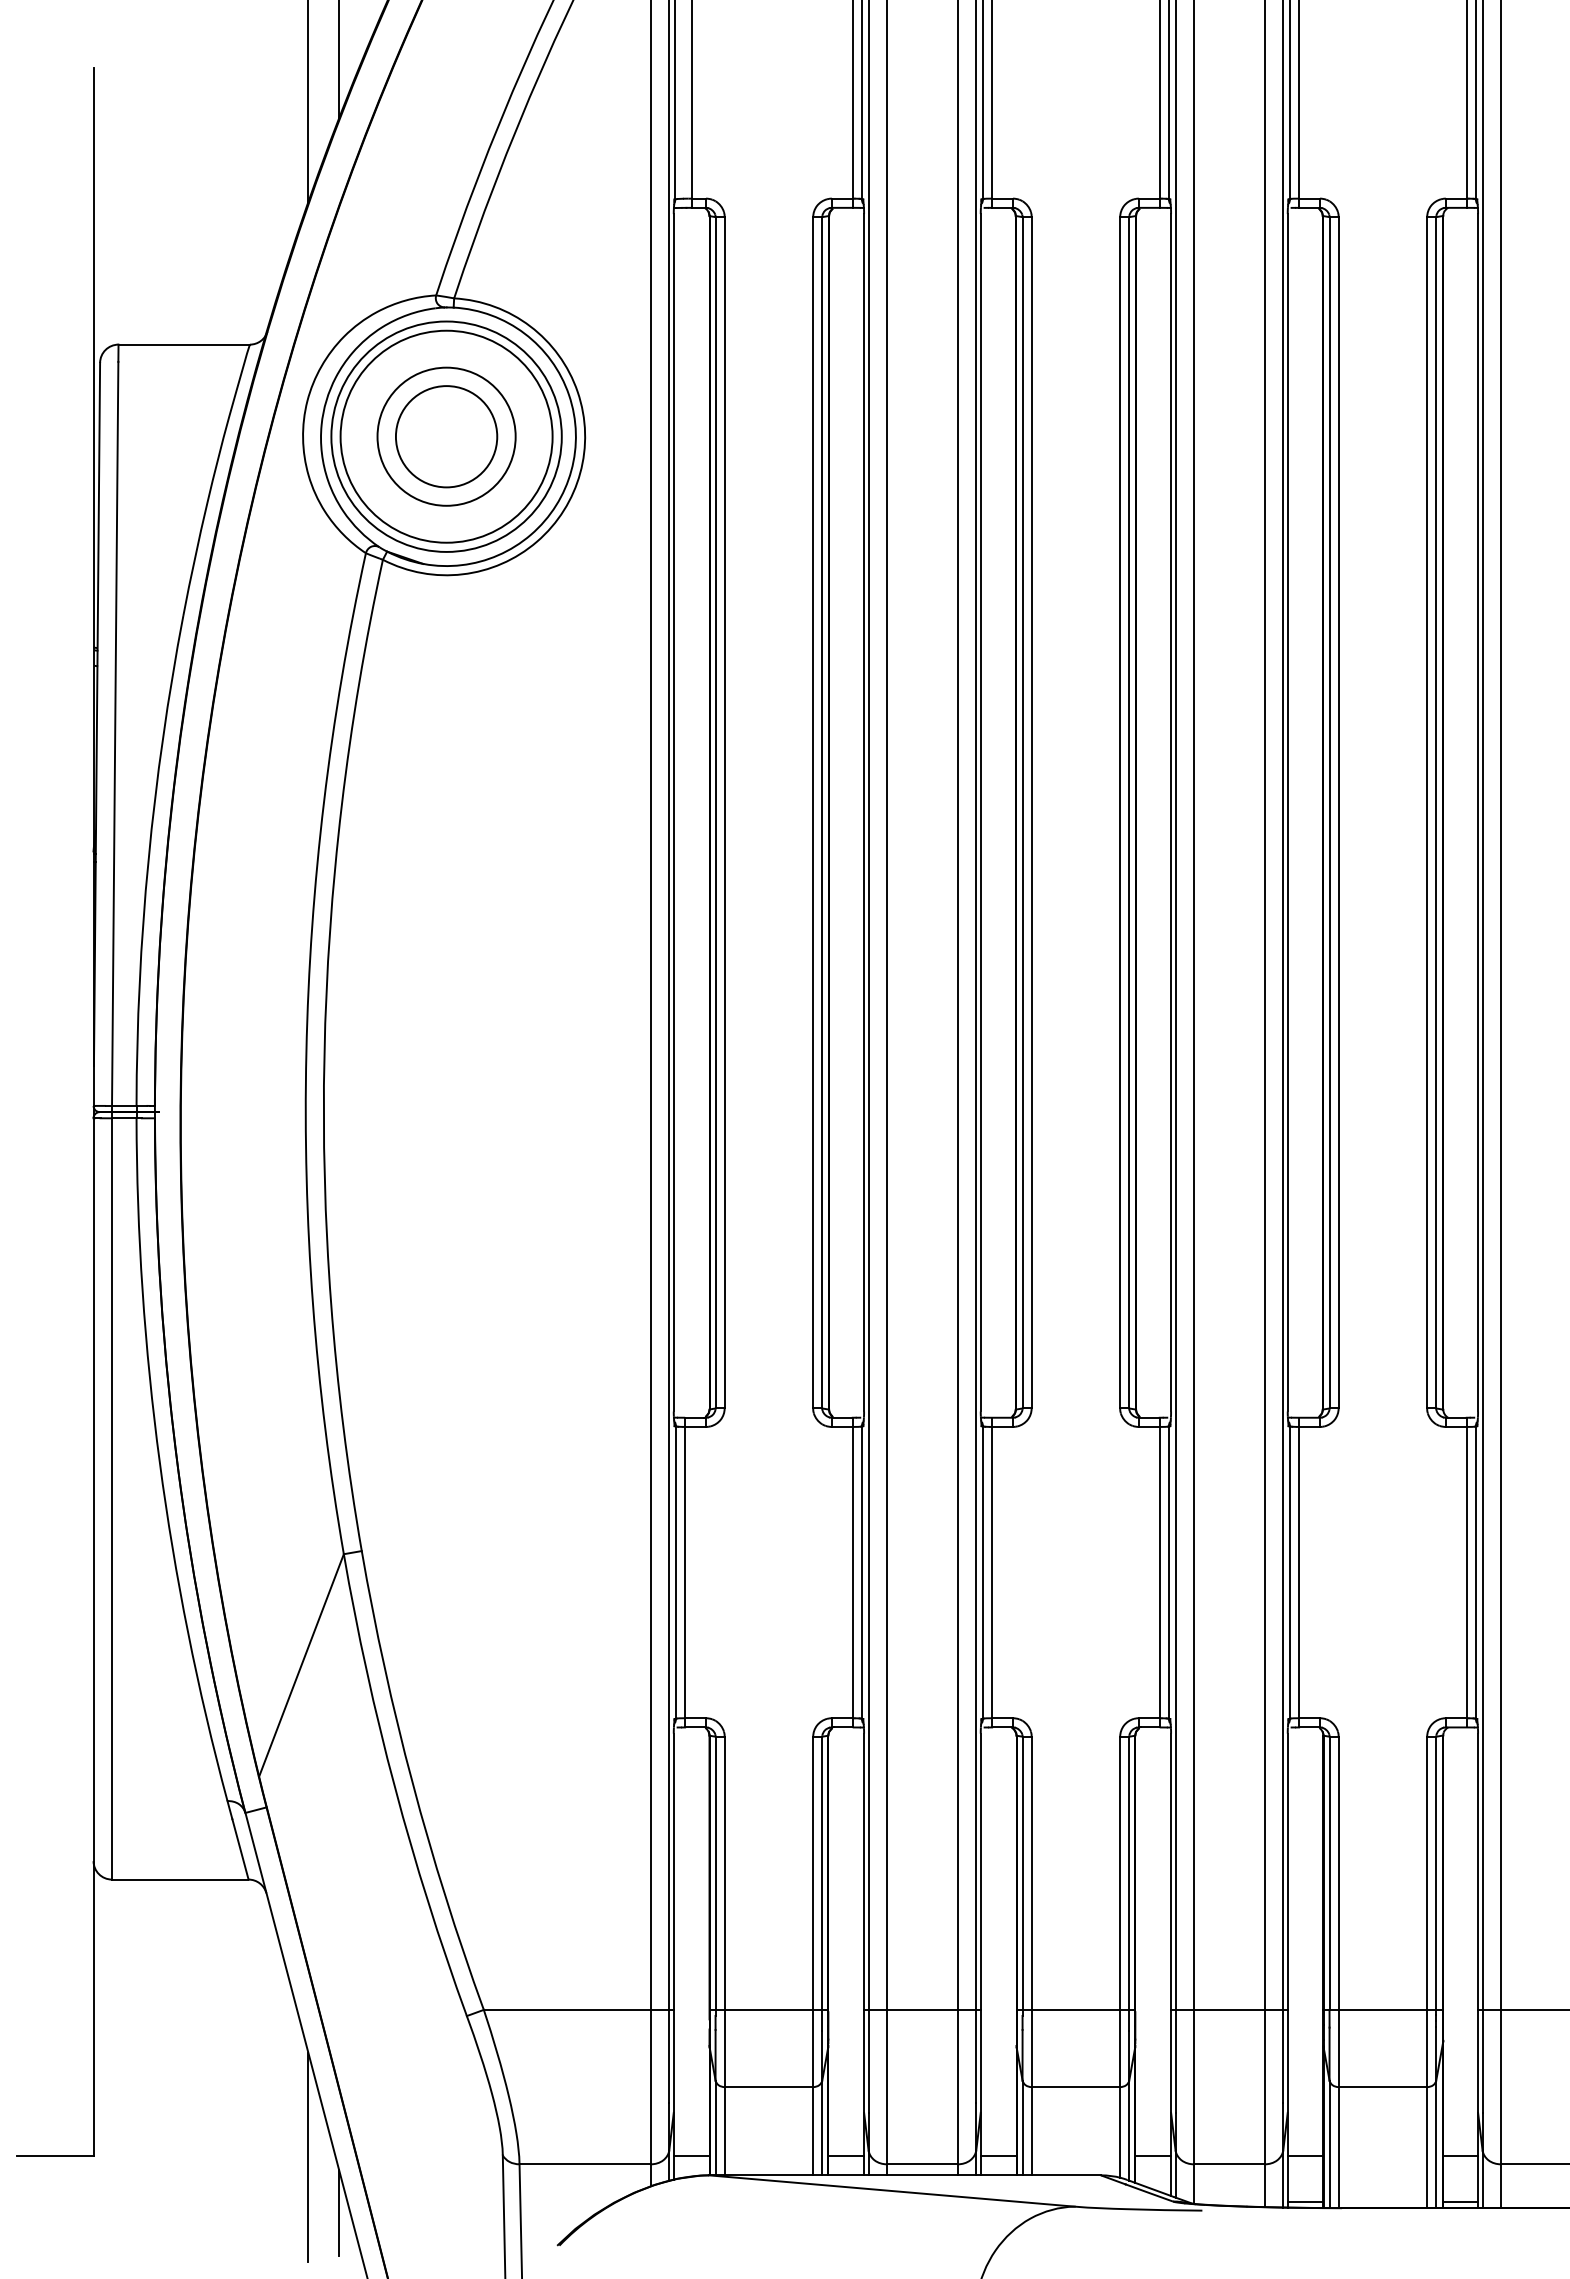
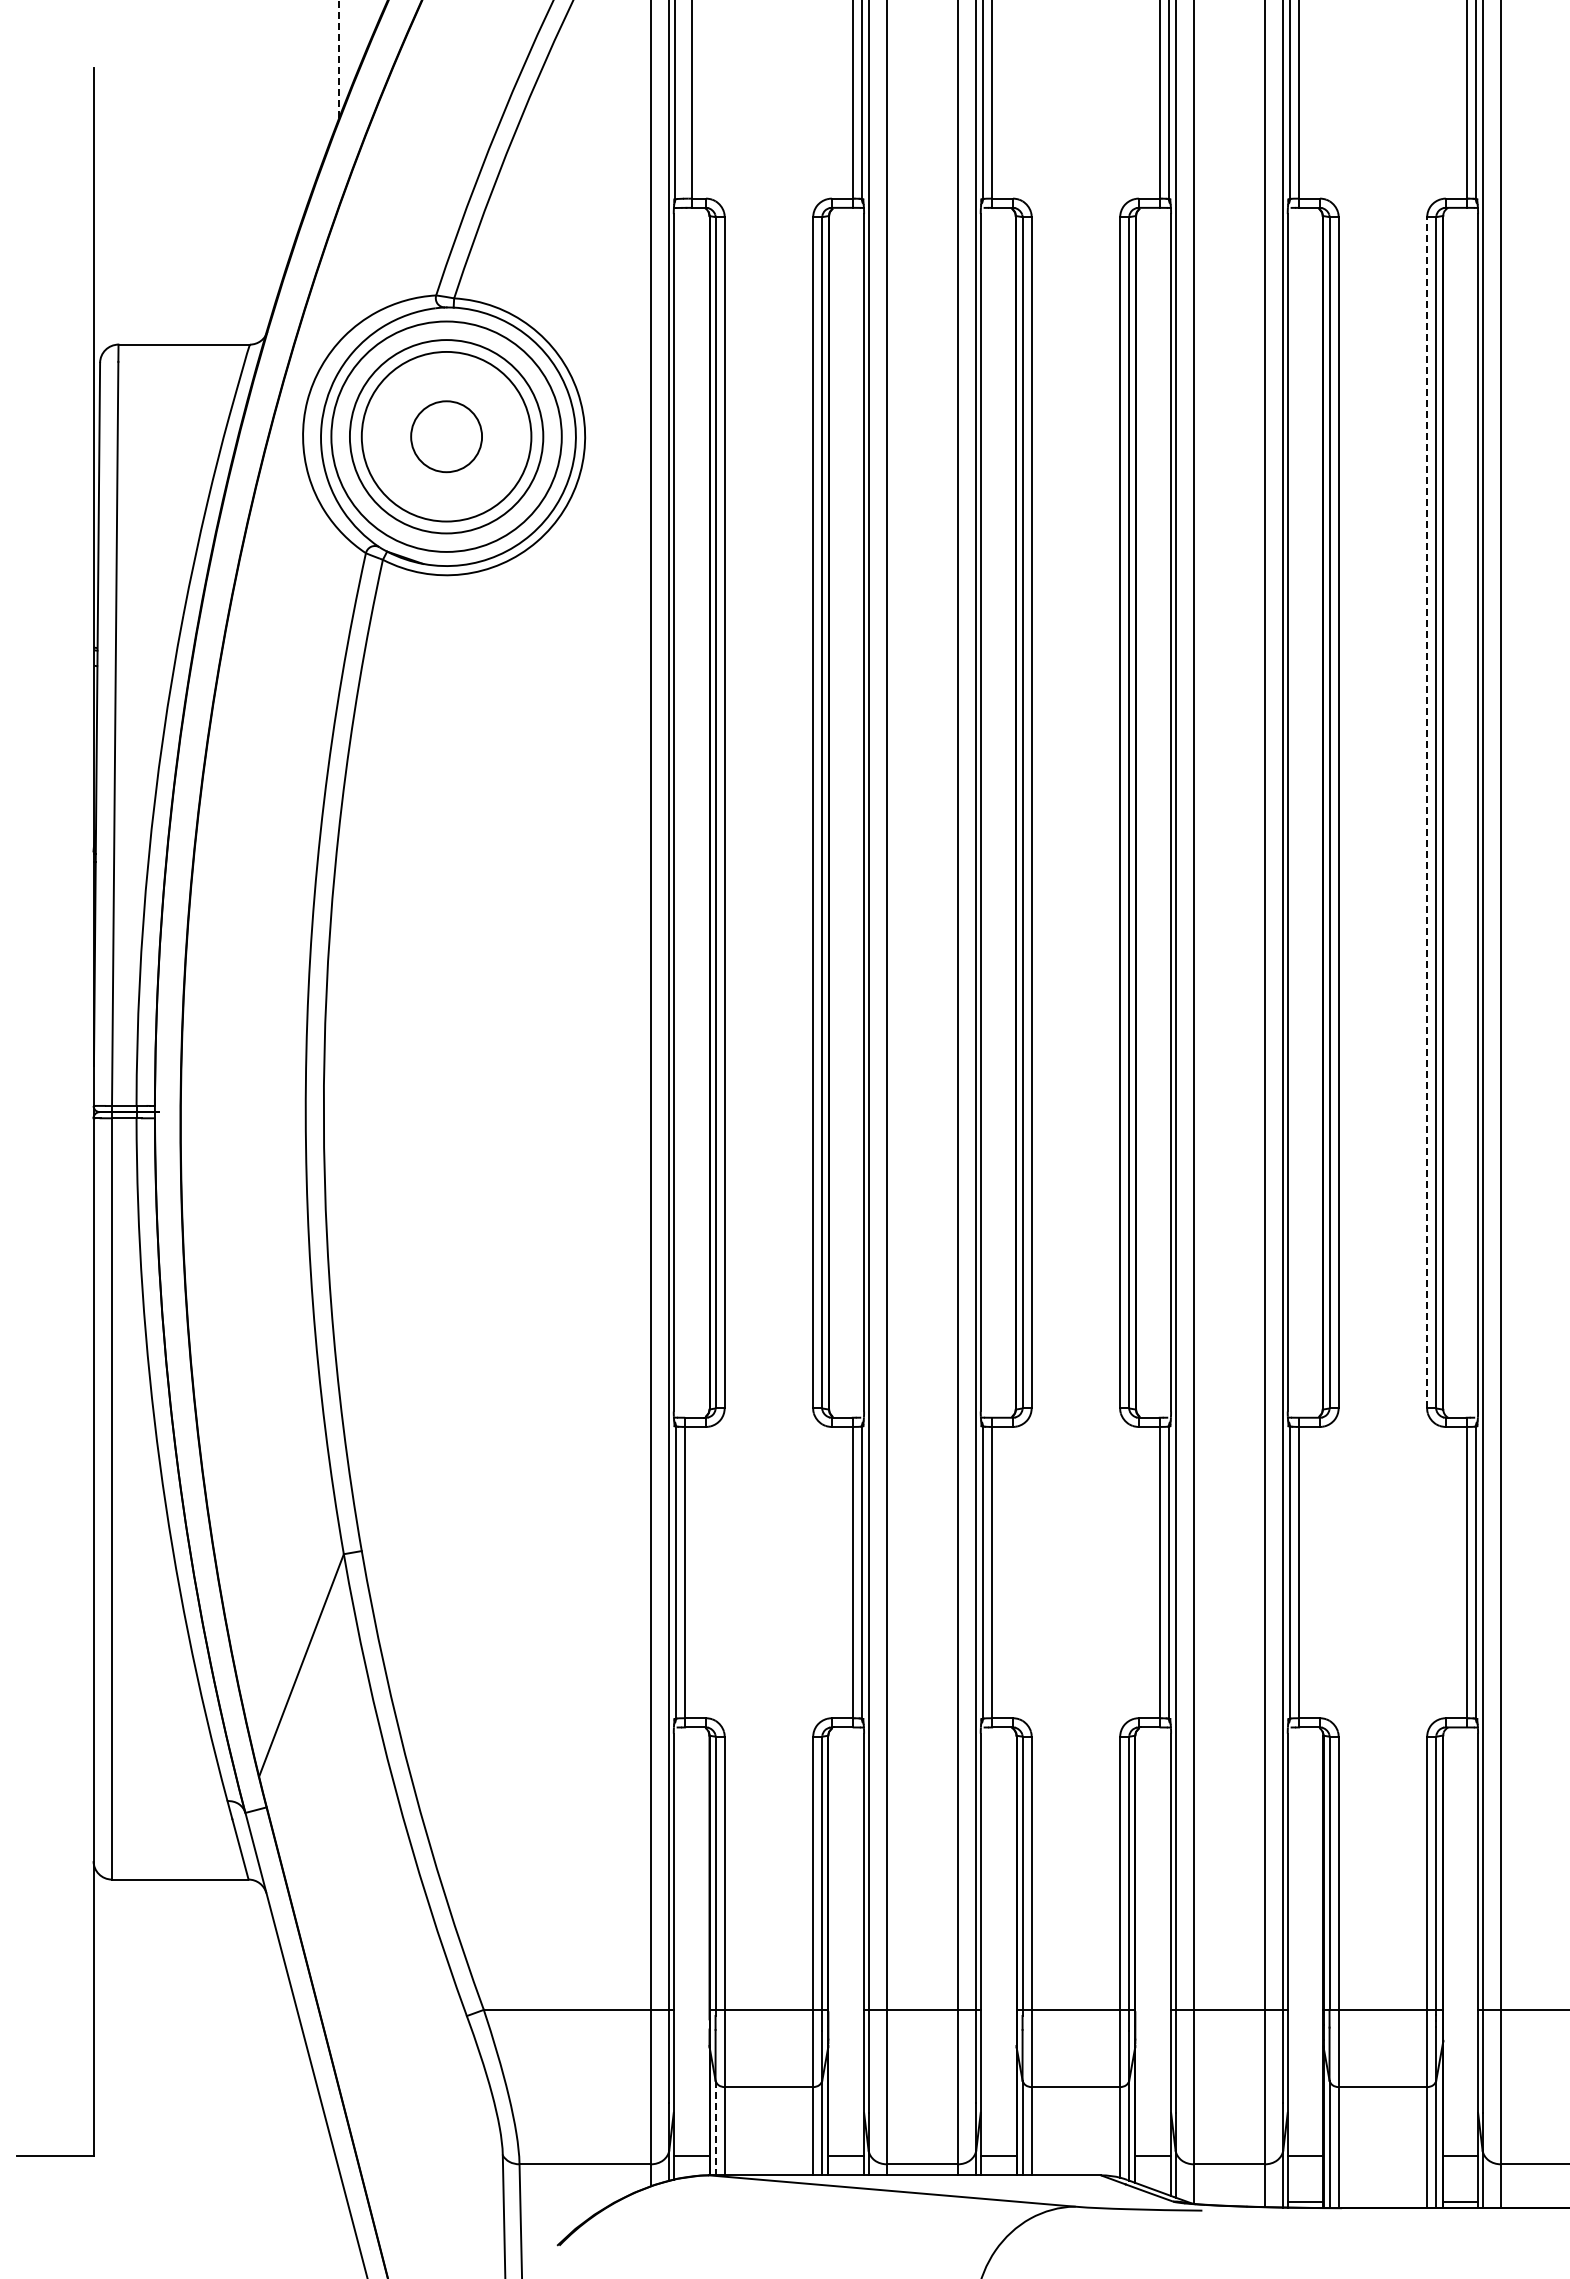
line: solid -> dashed (339, 60)
line: present -> none (308, 103)
circle diameter: 101 px -> 71 px (446, 436)
circle diameter: 138 px -> 193 px (446, 436)
circle diameter: 212 px -> 170 px (446, 436)
line: solid -> dashed (1427, 812)
line: solid -> dashed (715, 2128)
line: present -> none (308, 2157)
line: present -> none (339, 2213)
